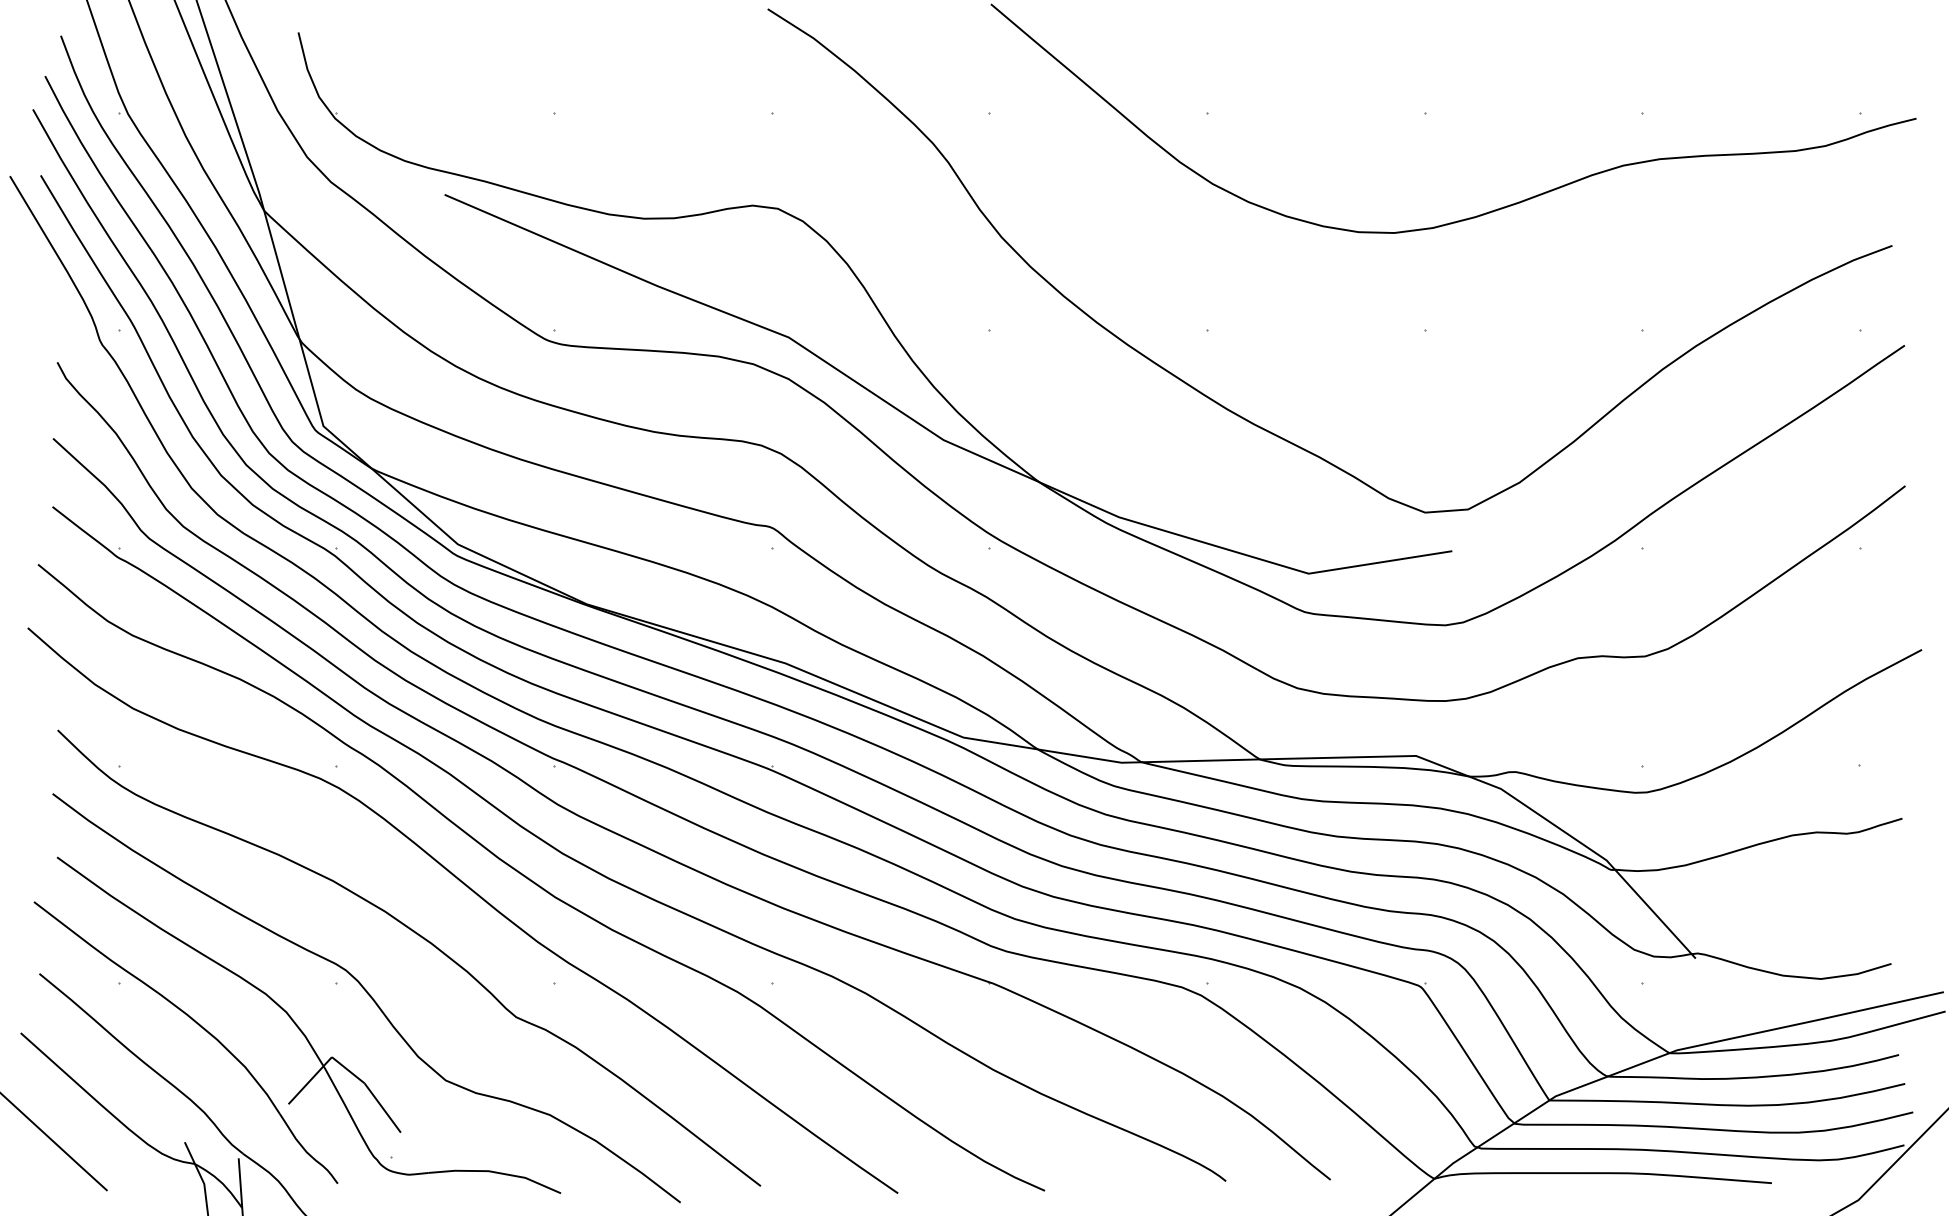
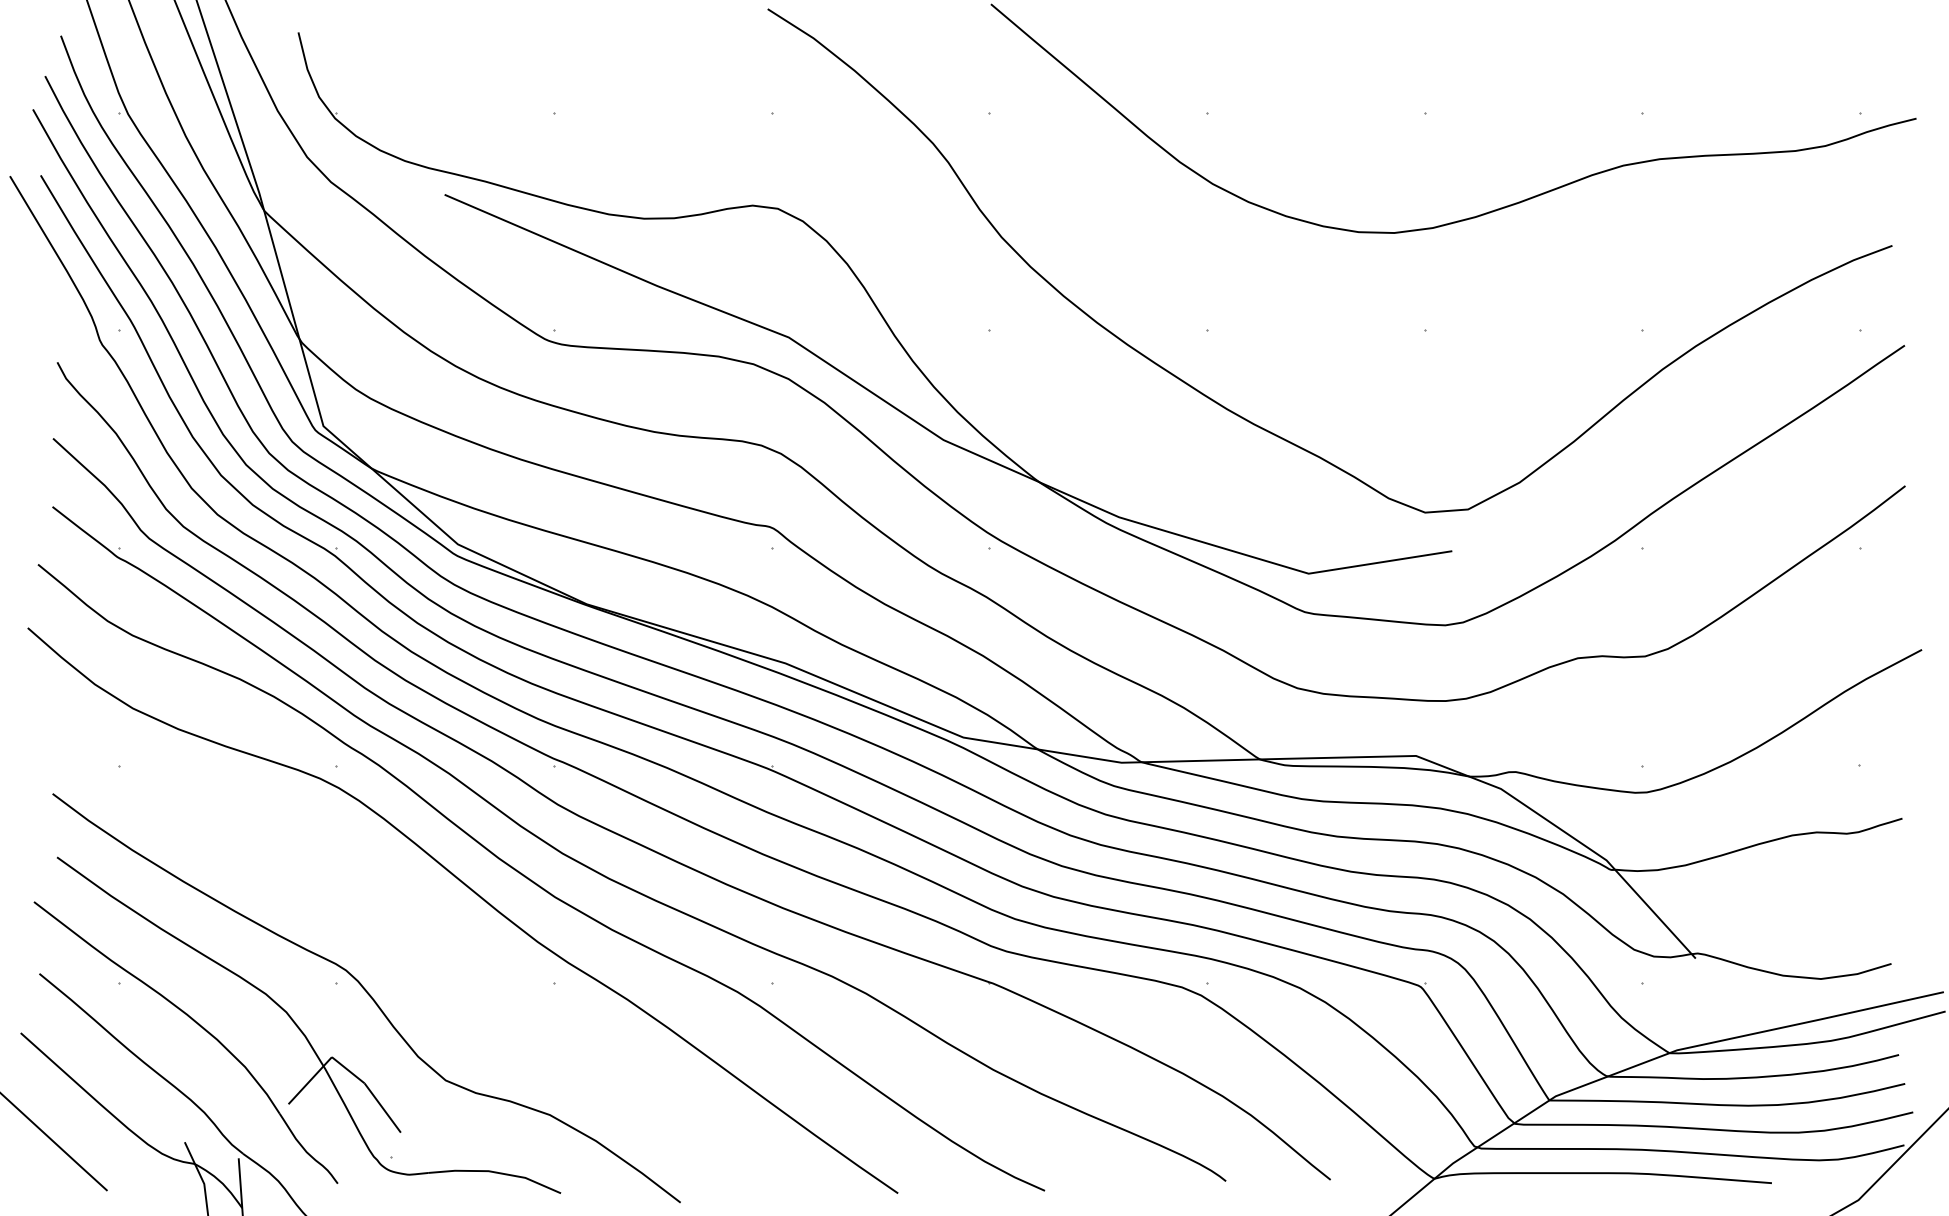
curve: present -> none (423, 939)
